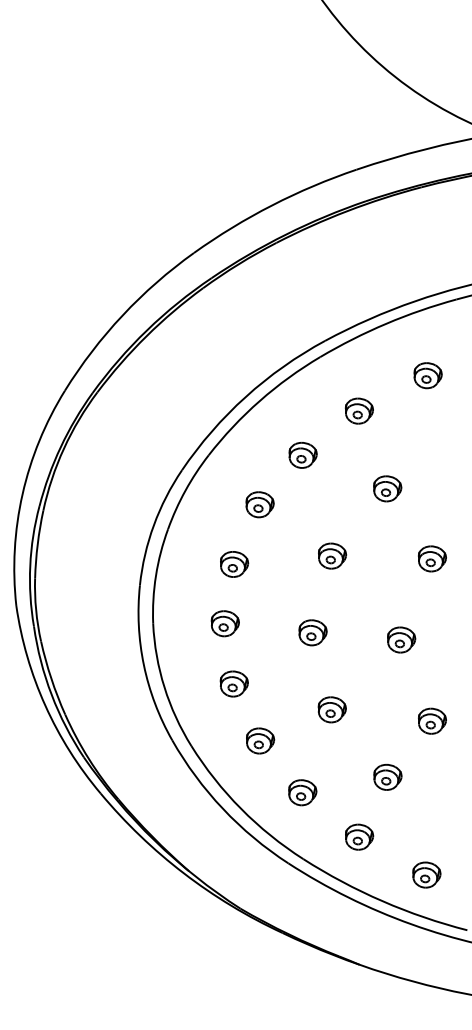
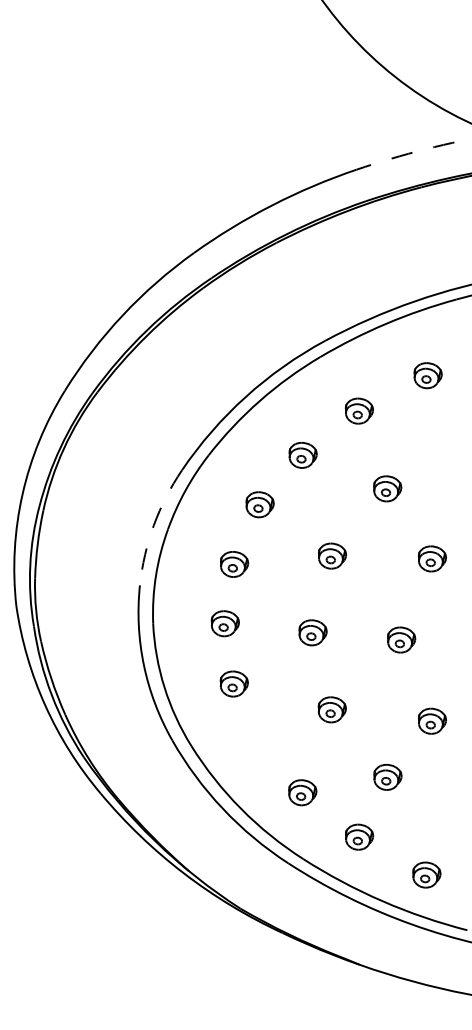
arc: solid -> dashed (413, 152)
arc: solid -> dashed (153, 525)
part: present -> none (260, 740)
